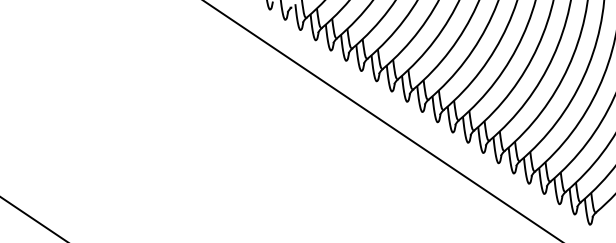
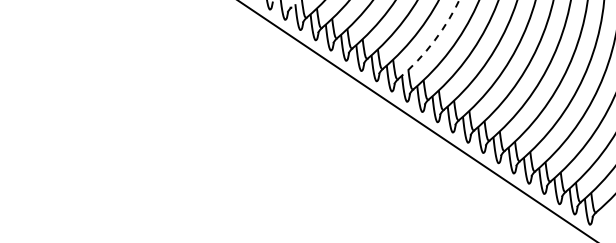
arc: solid -> dashed (433, 42)
line position: (382, 120) -> (417, 120) (417, 120)
line: present -> none (32, 218)
